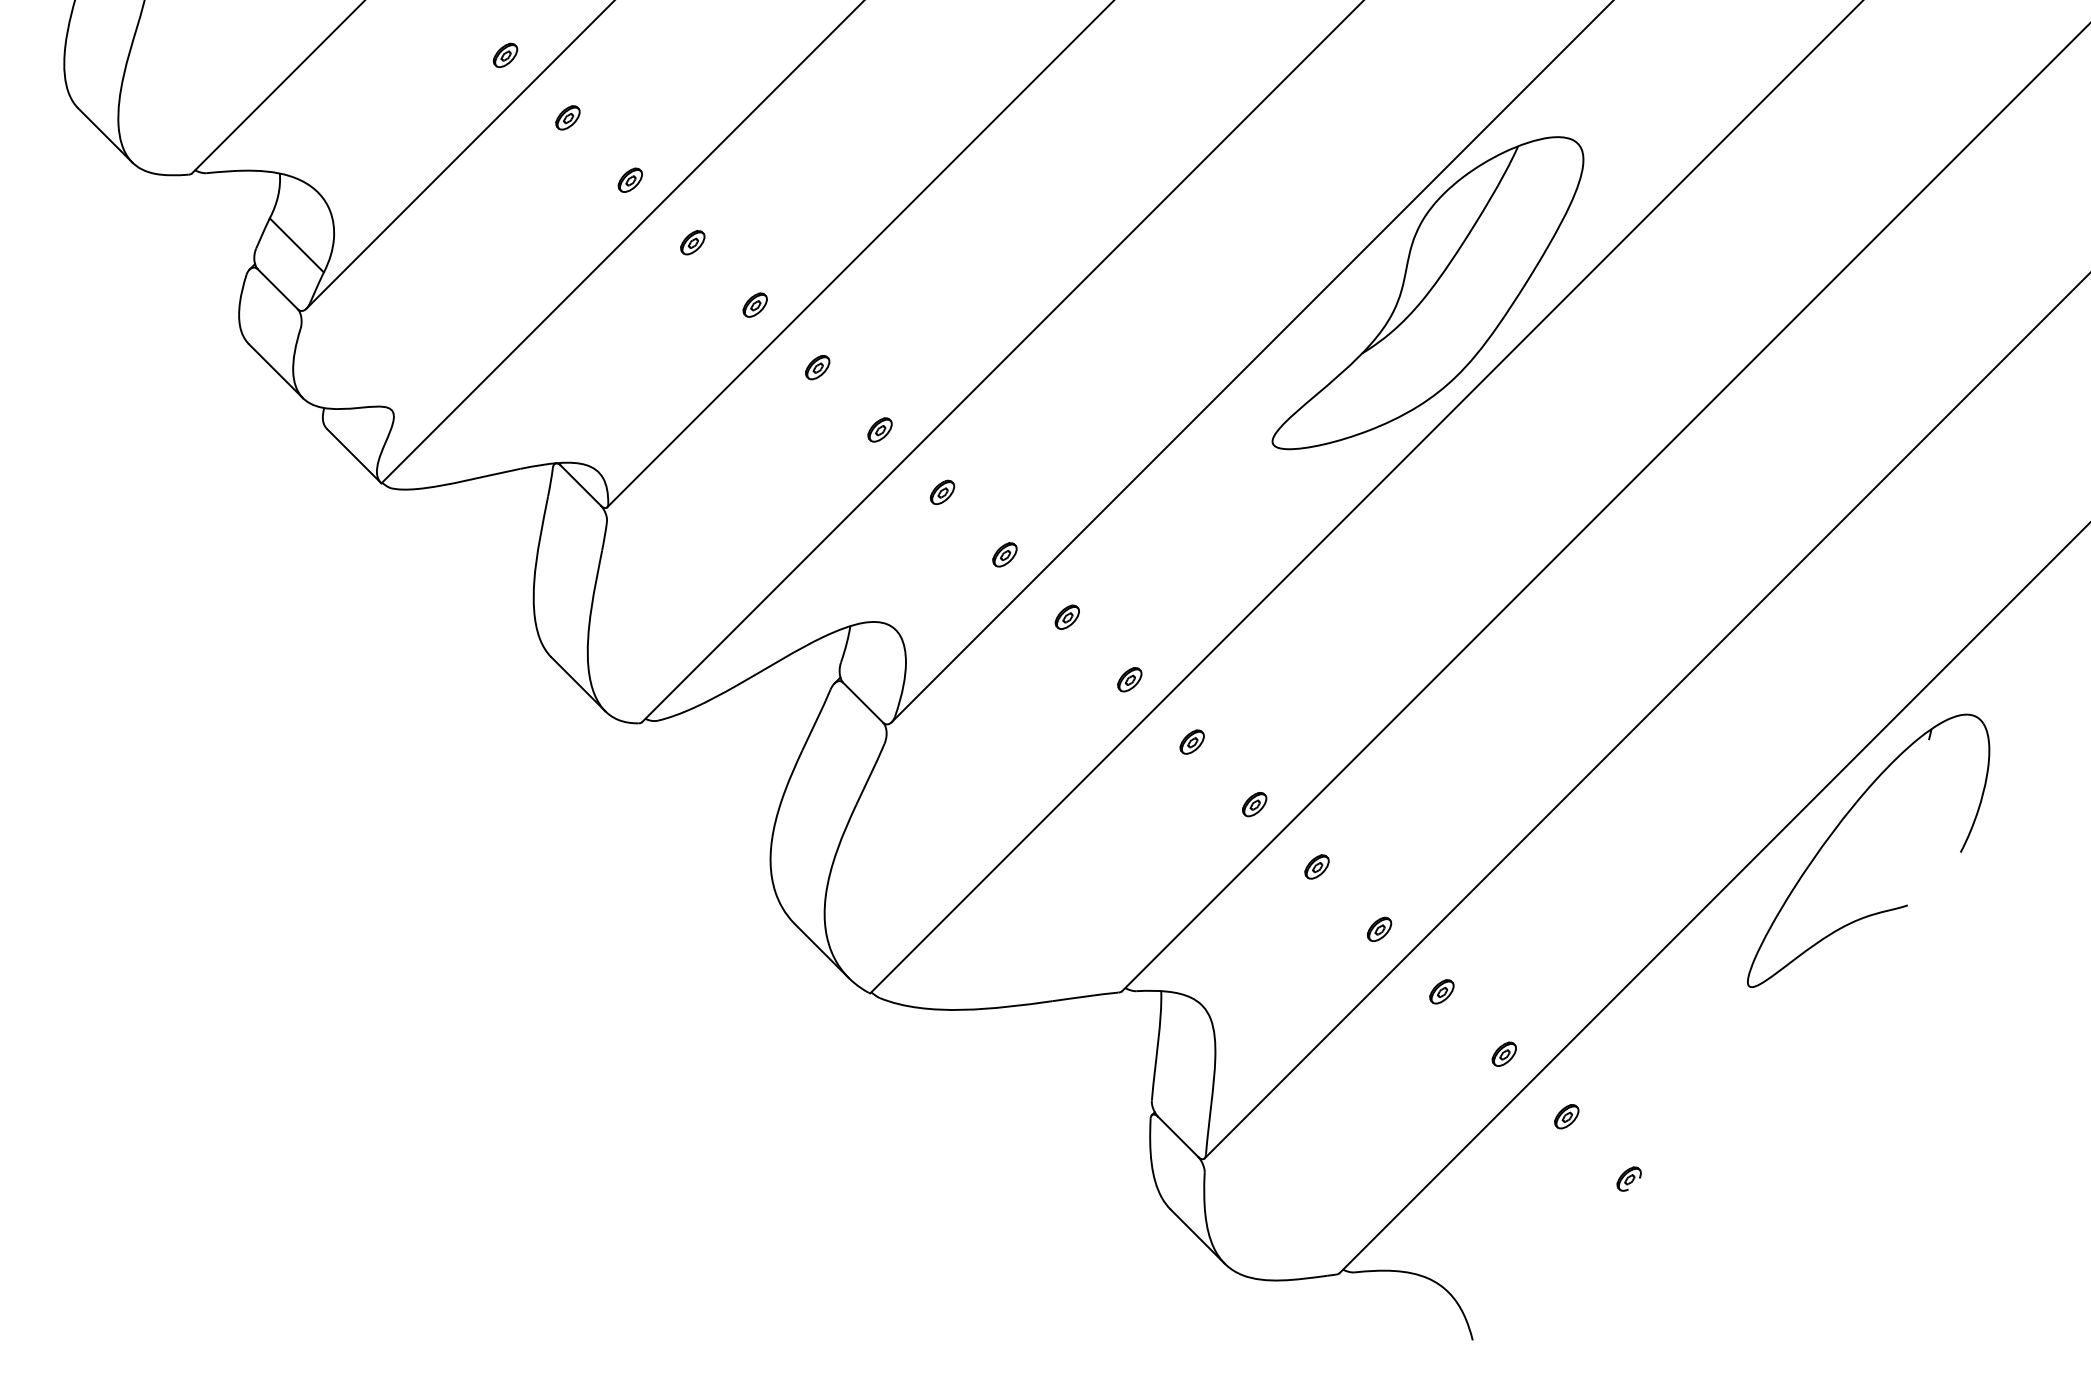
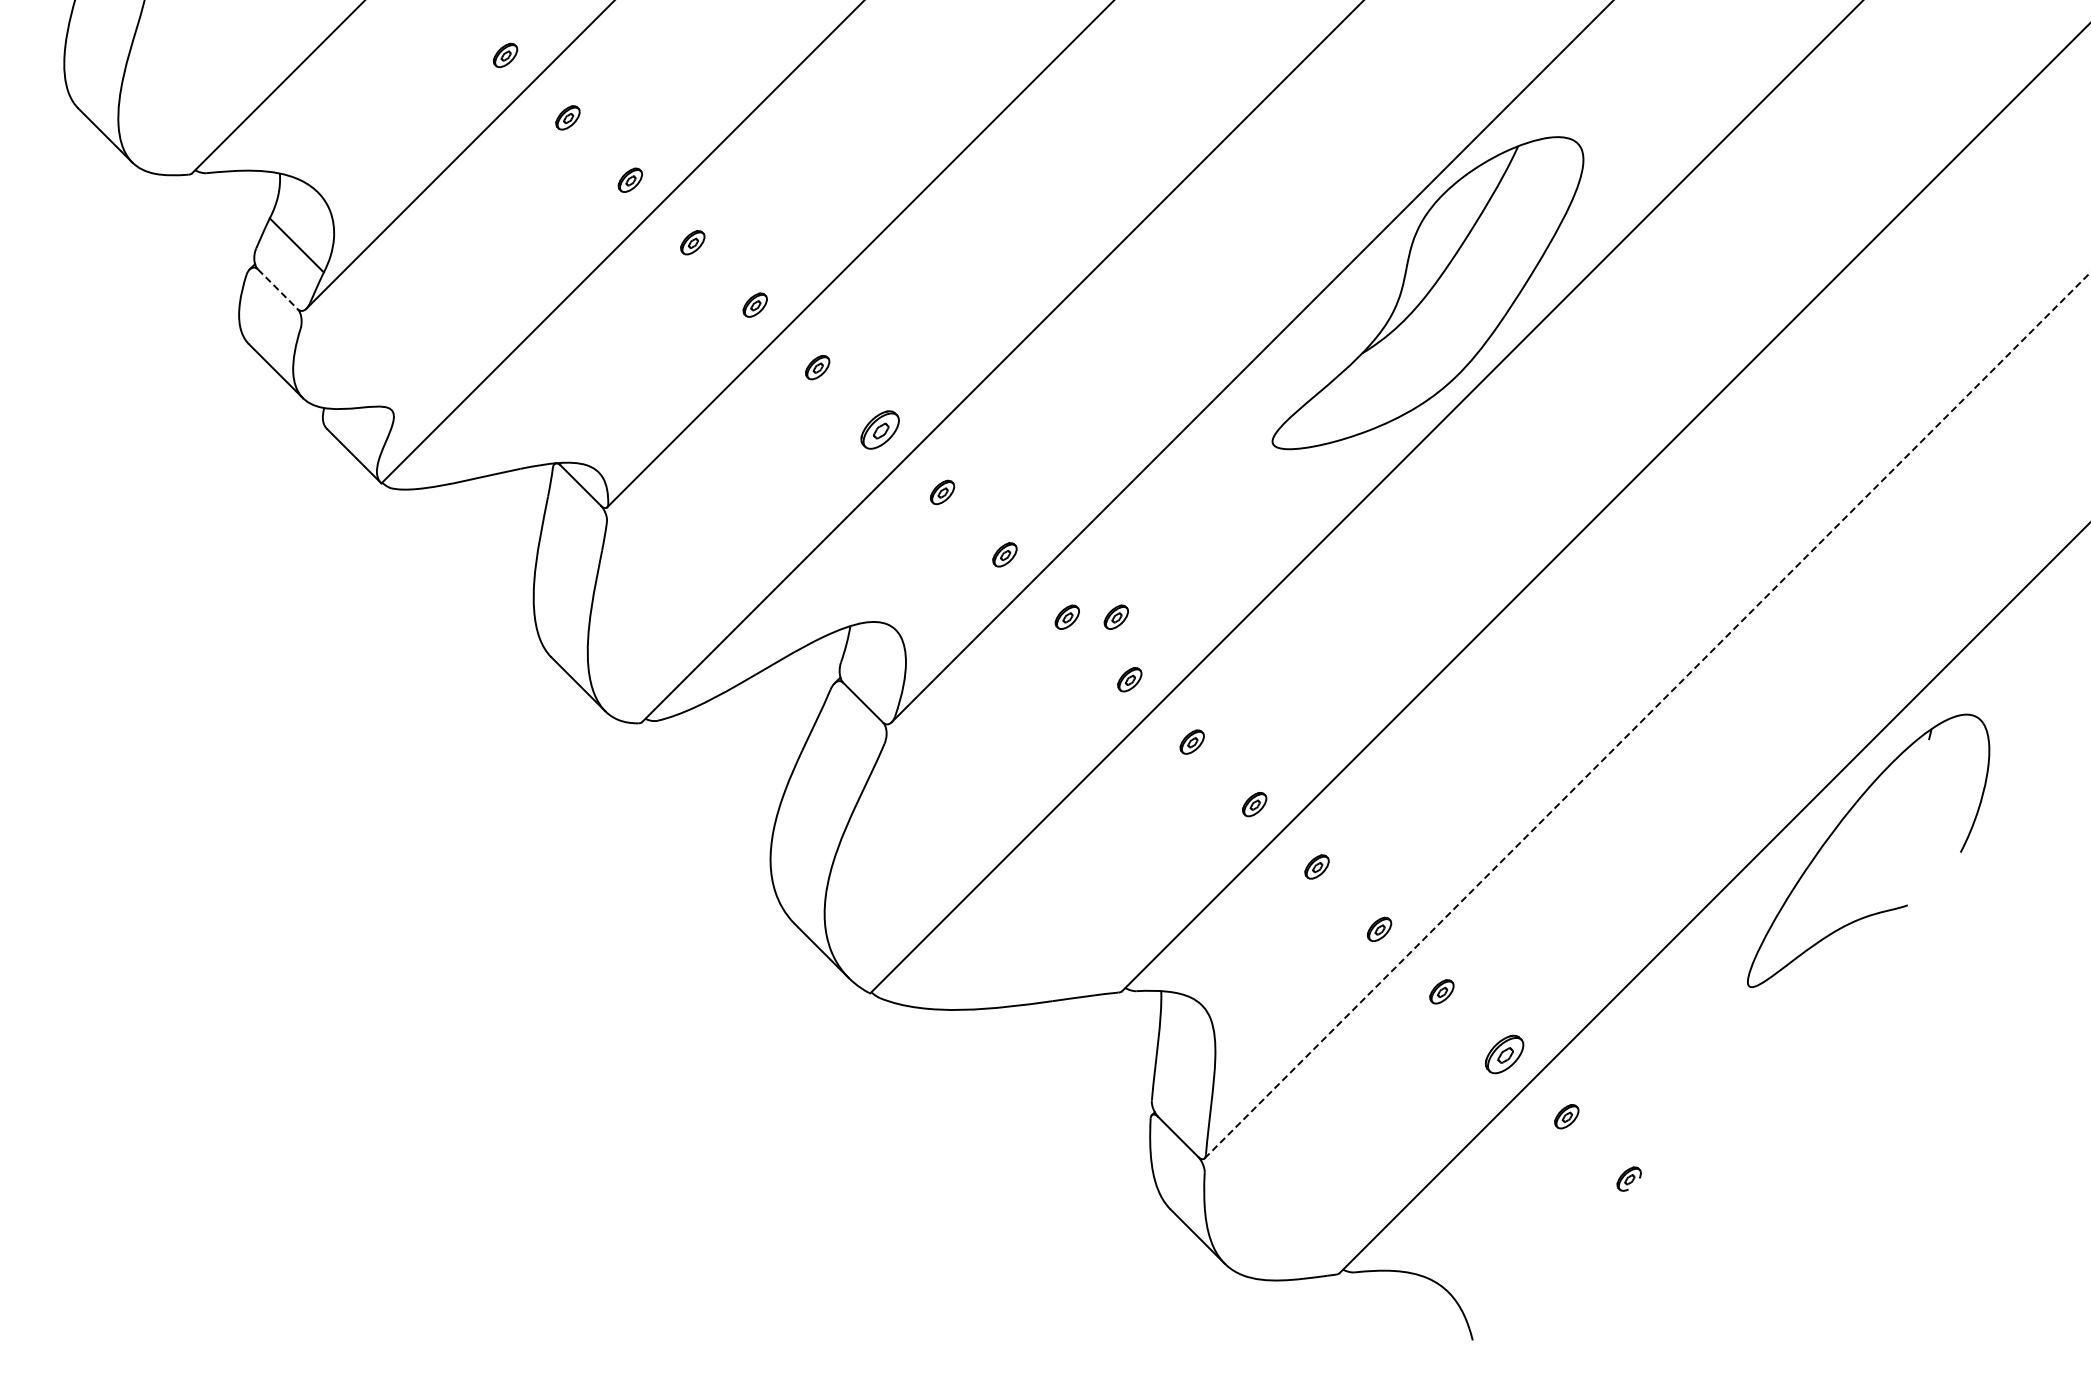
line: solid -> dashed (278, 289)
part size: 26x26 px -> 40x40 px (879, 429)
part: none -> present (1115, 616)
line: solid -> dashed (1647, 715)
part size: 26x26 px -> 40x41 px (1504, 1054)
